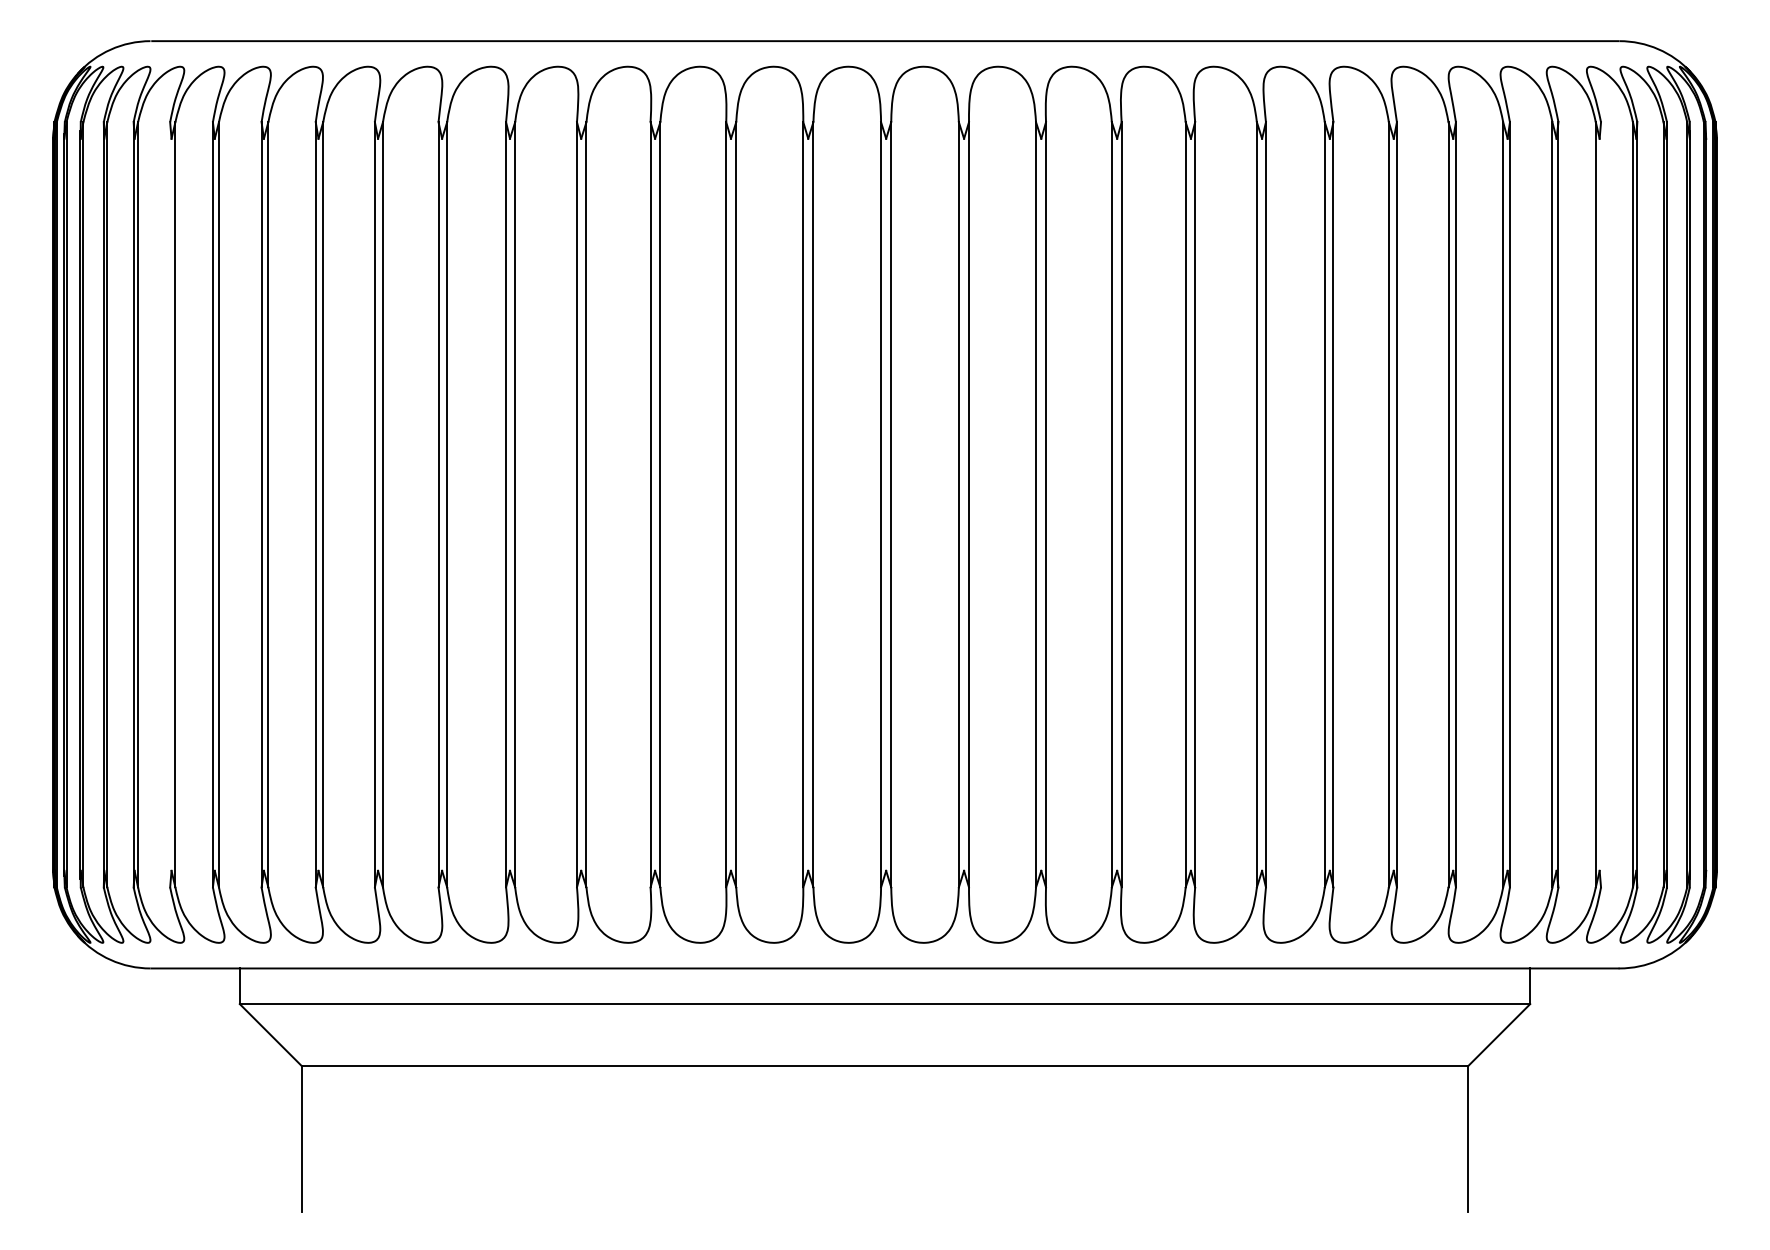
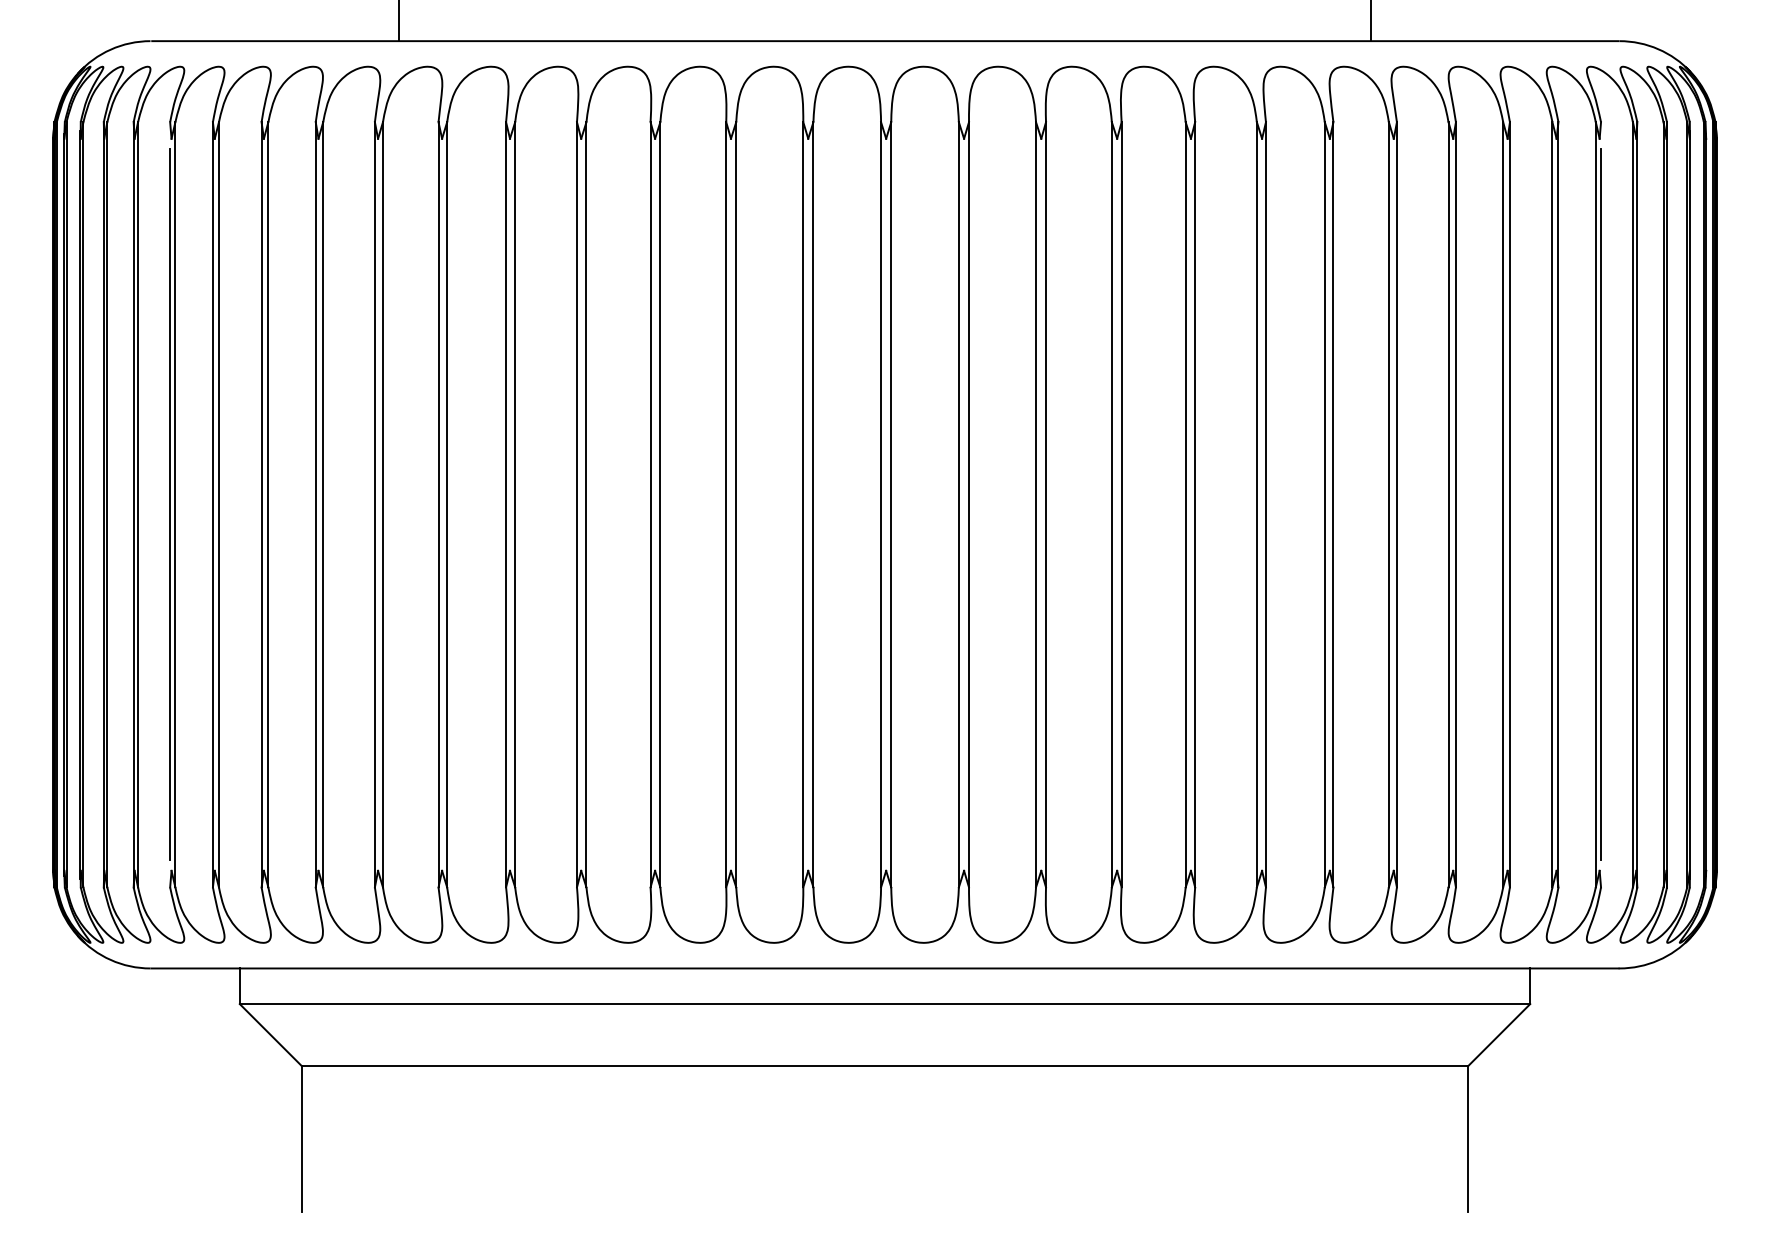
line: none -> present (399, 21)
line: none -> present (1370, 21)
line: none -> present (170, 504)
line: none -> present (1601, 504)
